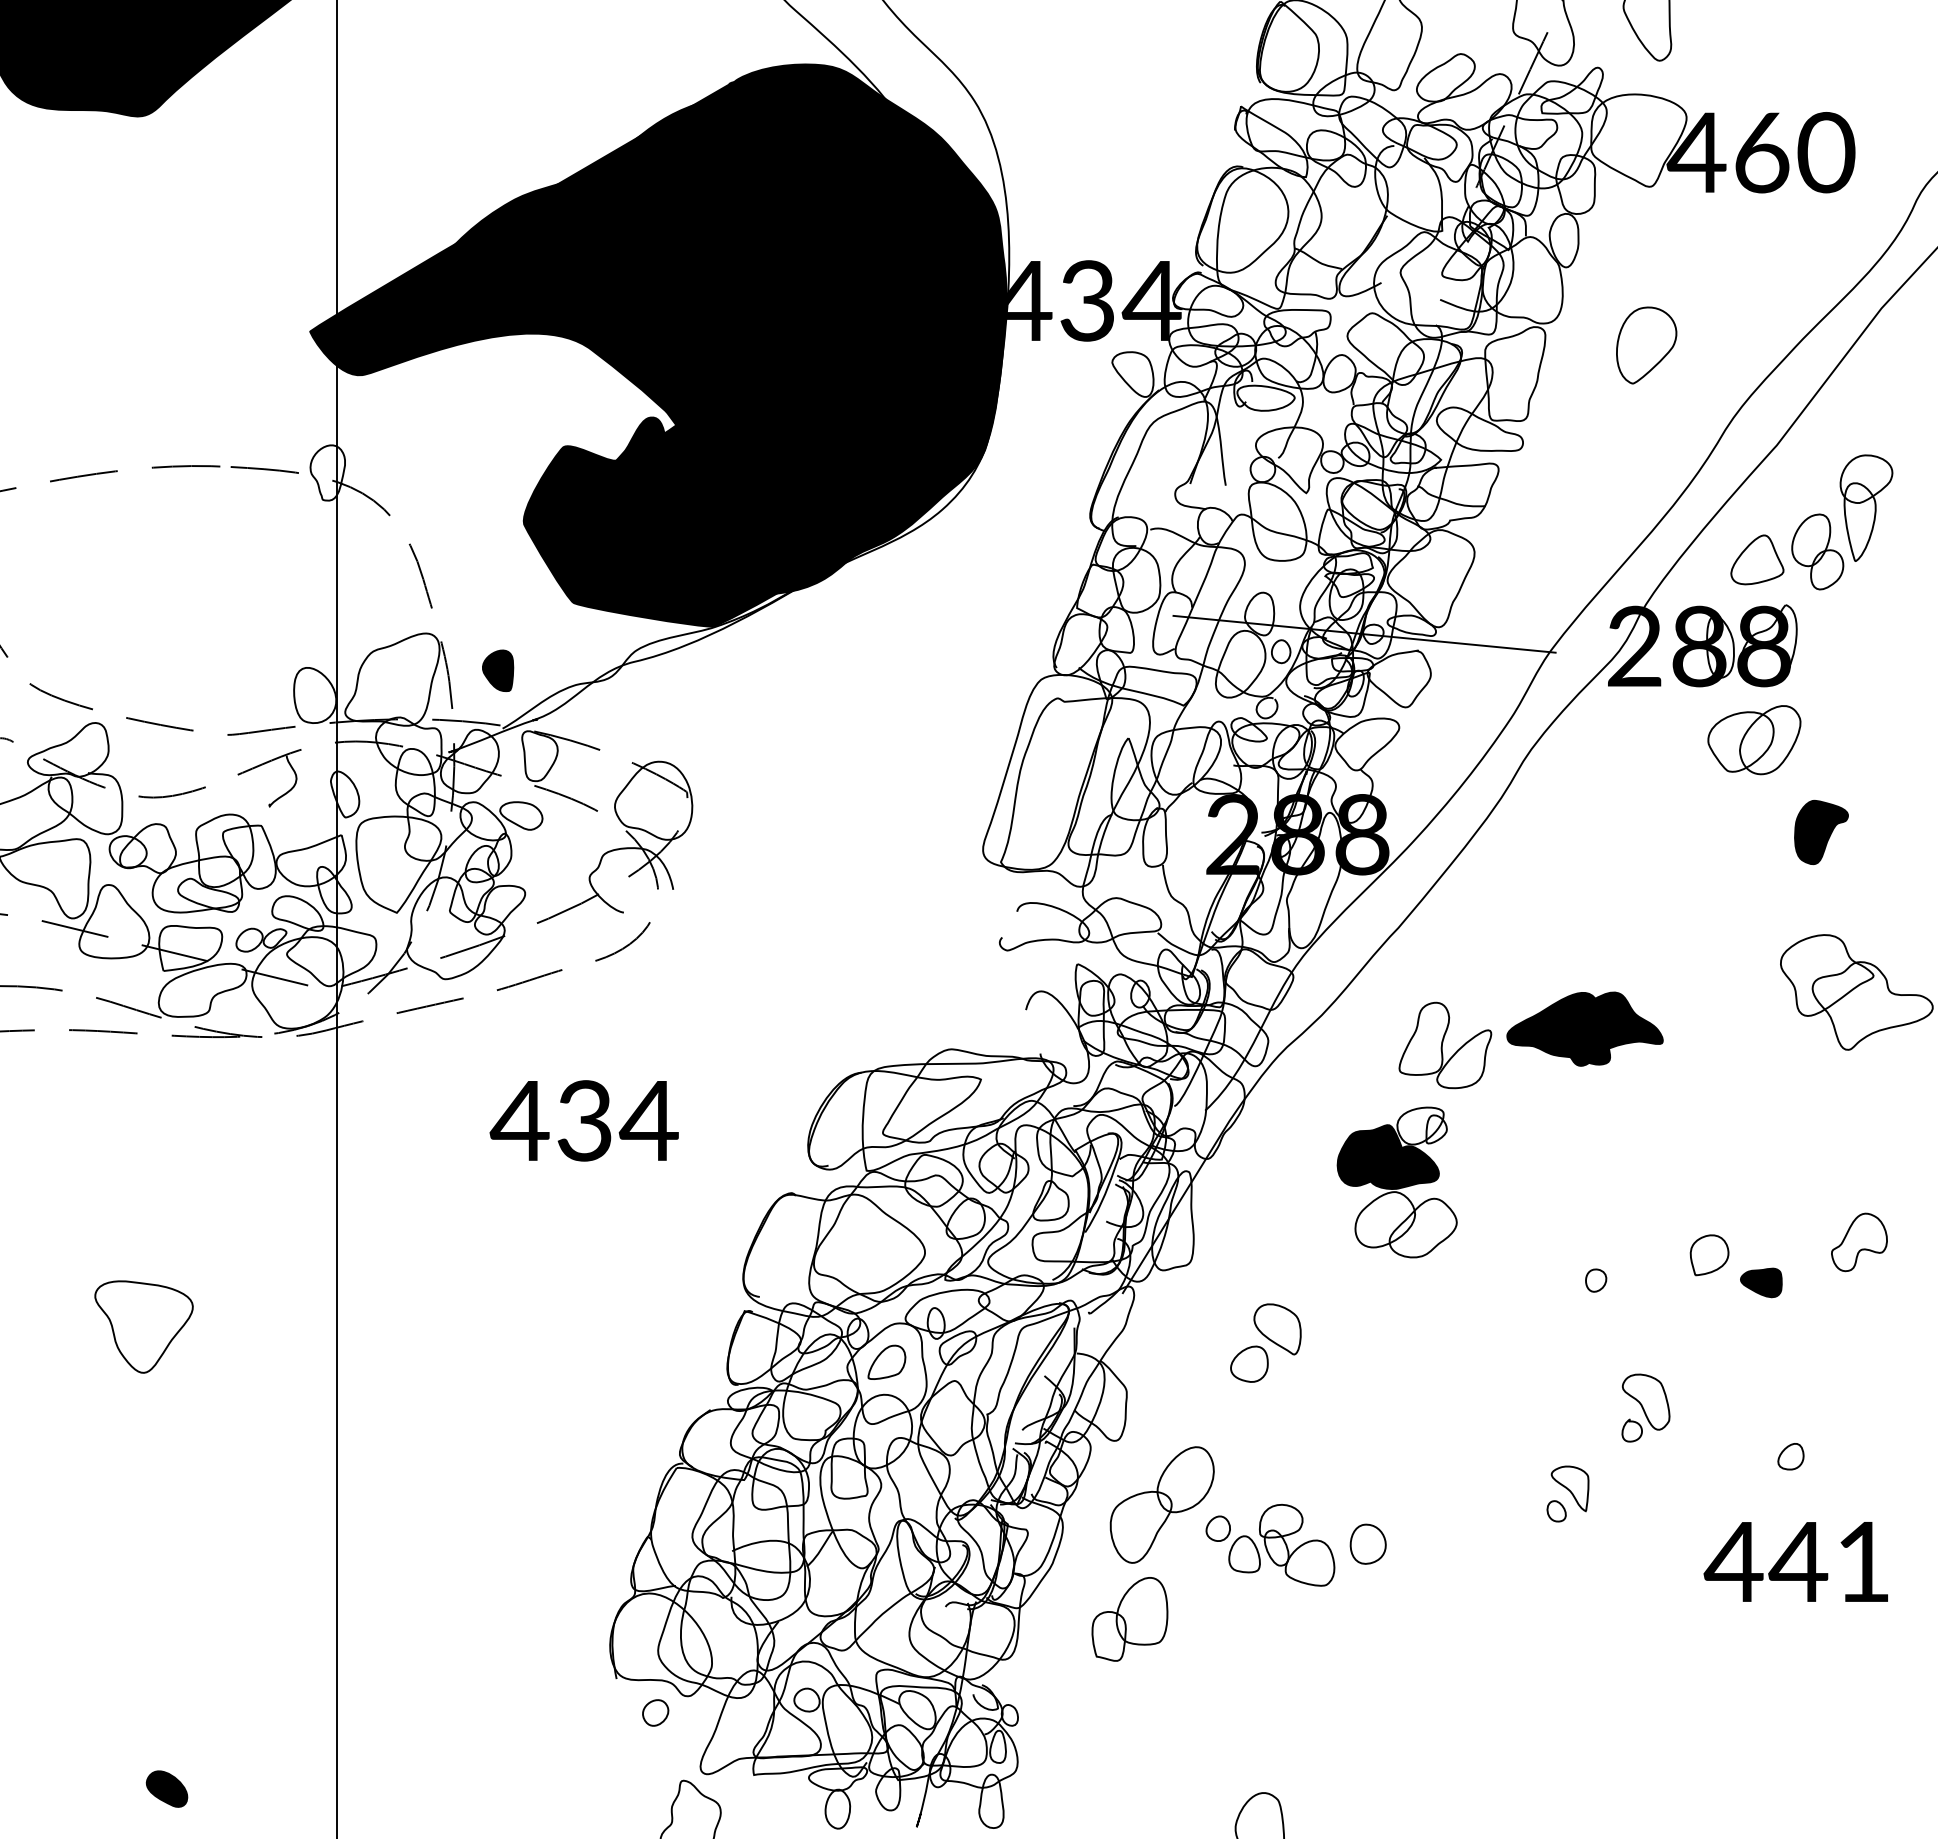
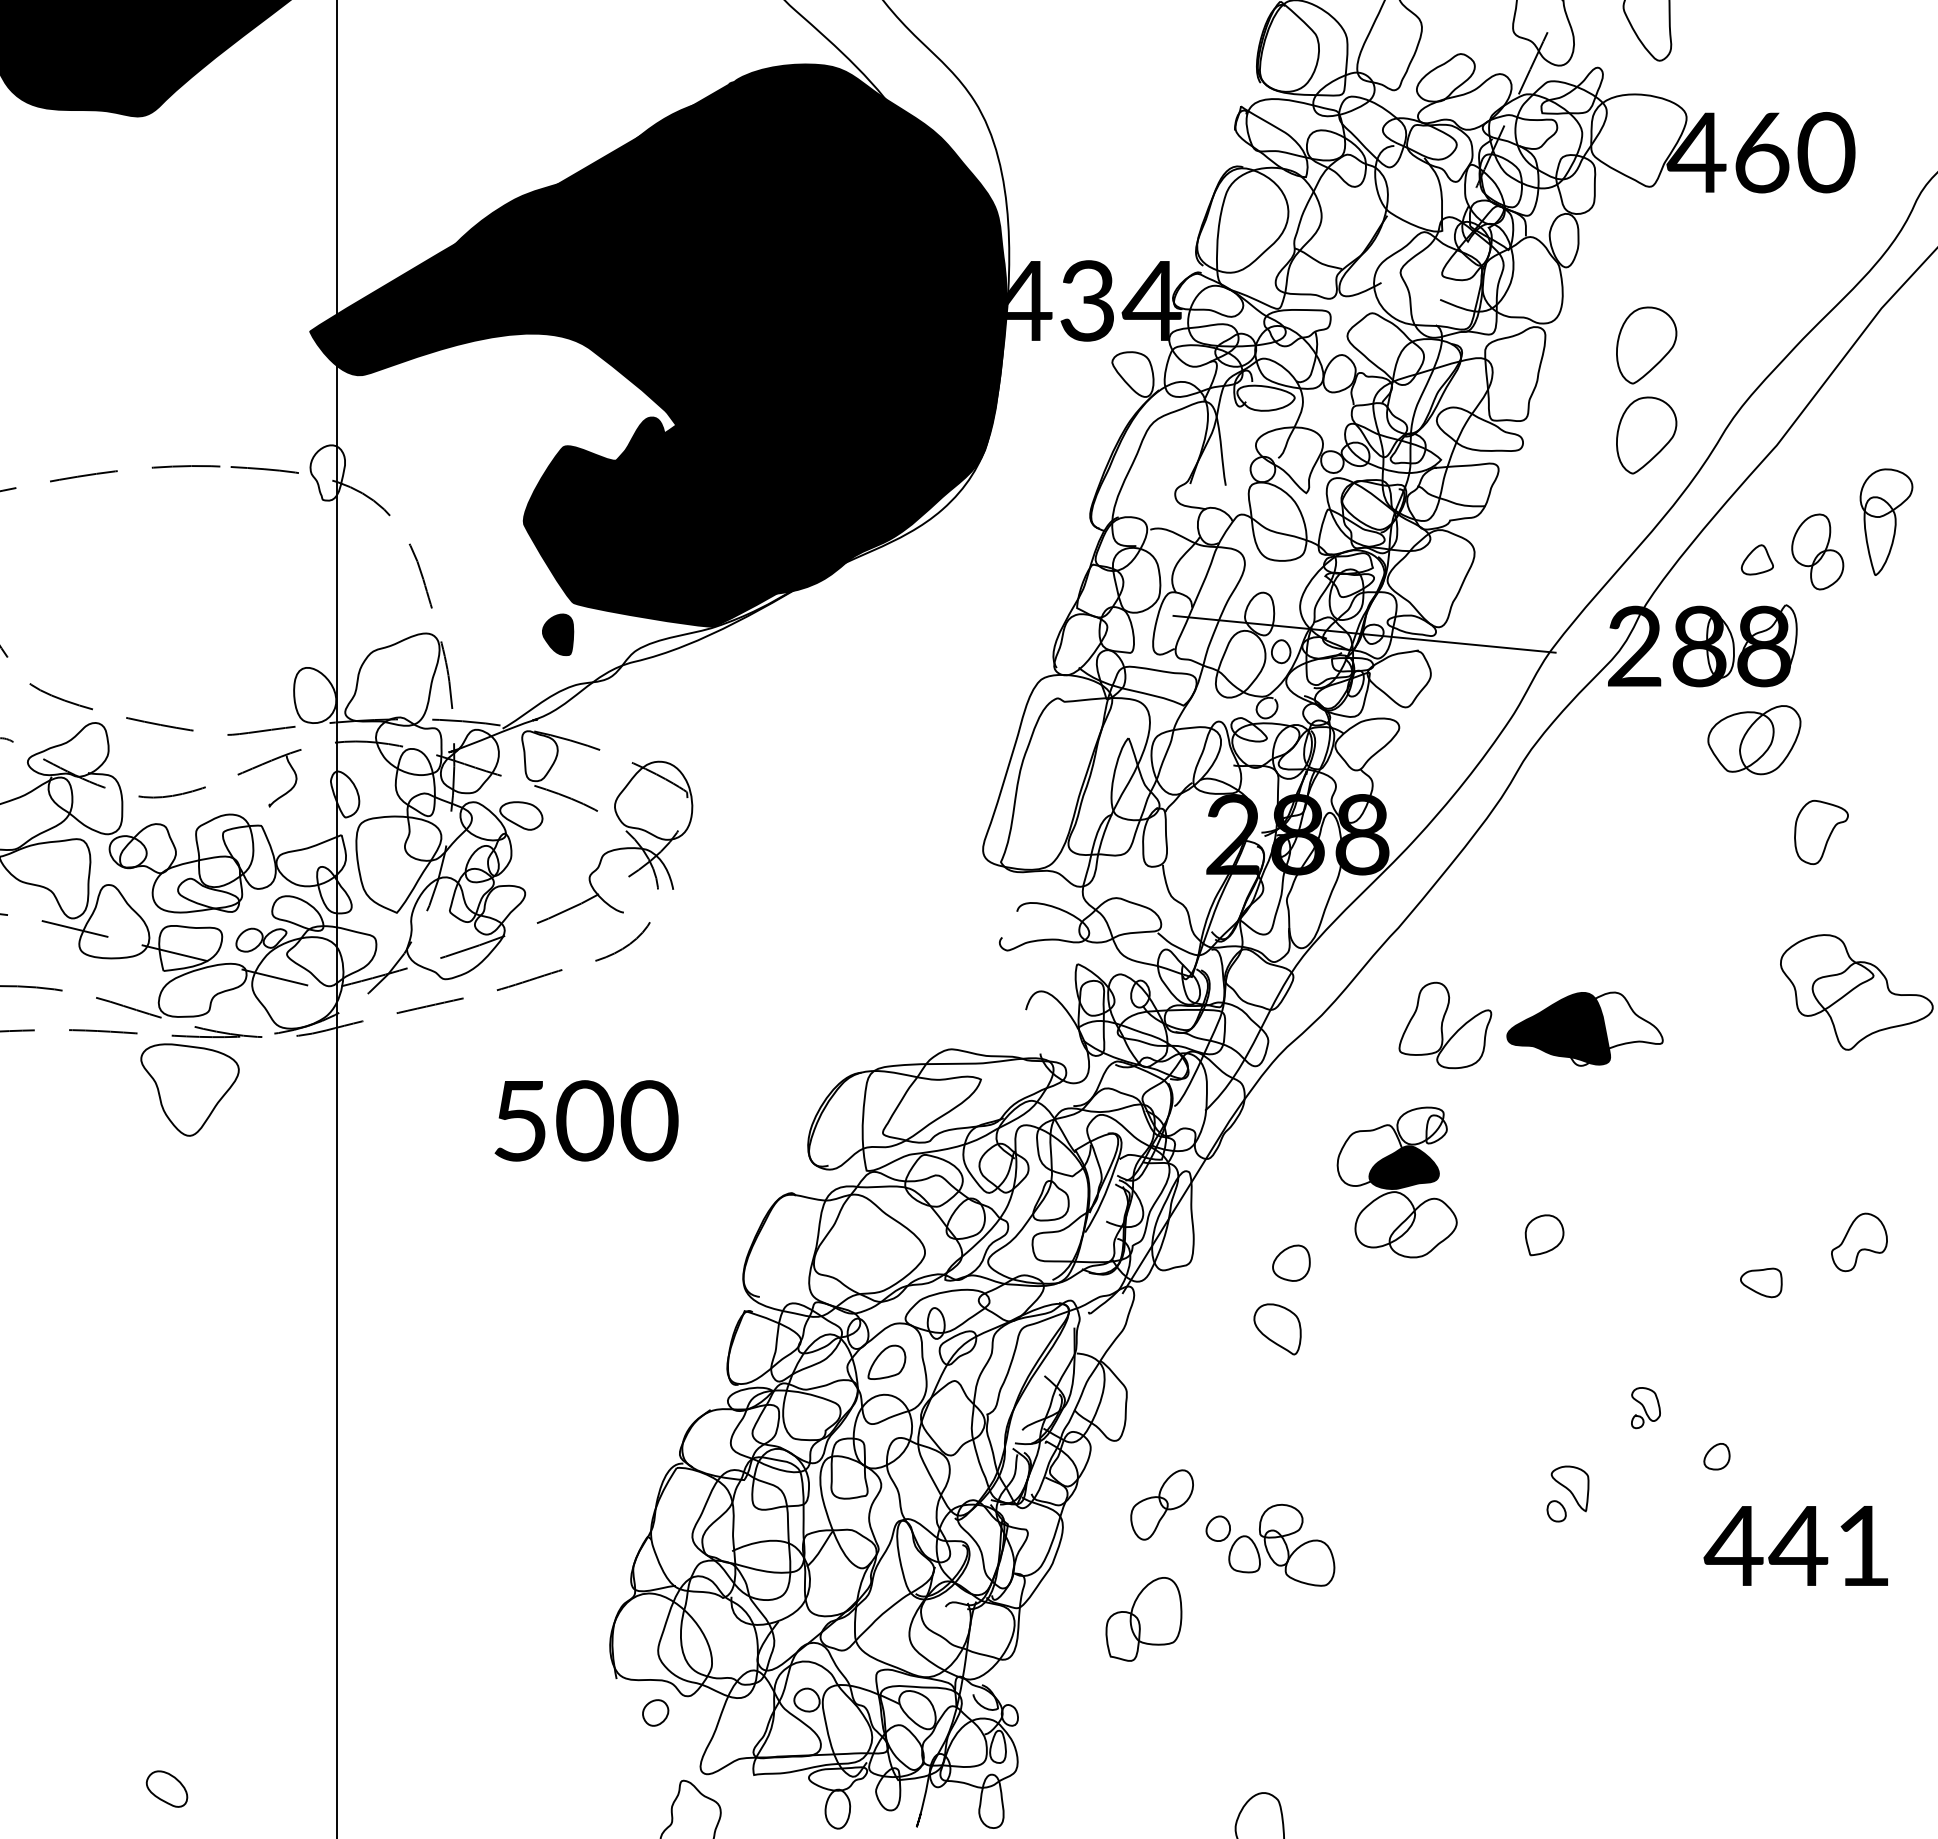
part: none -> present (1646, 435)
part position: (1866, 507) -> (1886, 521) (1886, 521)
part size: 55x52 px -> 34x32 px (1756, 559)
part position: (498, 670) -> (558, 634) (558, 634)
fill: present -> none (1821, 832)
fill: present -> none (1611, 1028)
part position: (1445, 1045) -> (1445, 1025) (1445, 1025)
text: 434 -> 500 (583, 1120)
fill: present -> none (1370, 1155)
part position: (1709, 1255) -> (1544, 1235) (1544, 1235)
part: present -> none (1596, 1280)
fill: present -> none (1760, 1282)
part position: (143, 1326) -> (189, 1089) (189, 1089)
part position: (1249, 1363) -> (1291, 1262) (1291, 1262)
part size: 50x70 px -> 30x43 px (1645, 1408)
part position: (1790, 1456) -> (1716, 1456) (1716, 1456)
part size: 106x118 px -> 64x72 px (1161, 1504)
part: present -> none (1367, 1543)
text position: (1795, 1561) -> (1795, 1545) (1795, 1545)
part position: (1129, 1619) -> (1143, 1619) (1143, 1619)
fill: present -> none (166, 1788)
